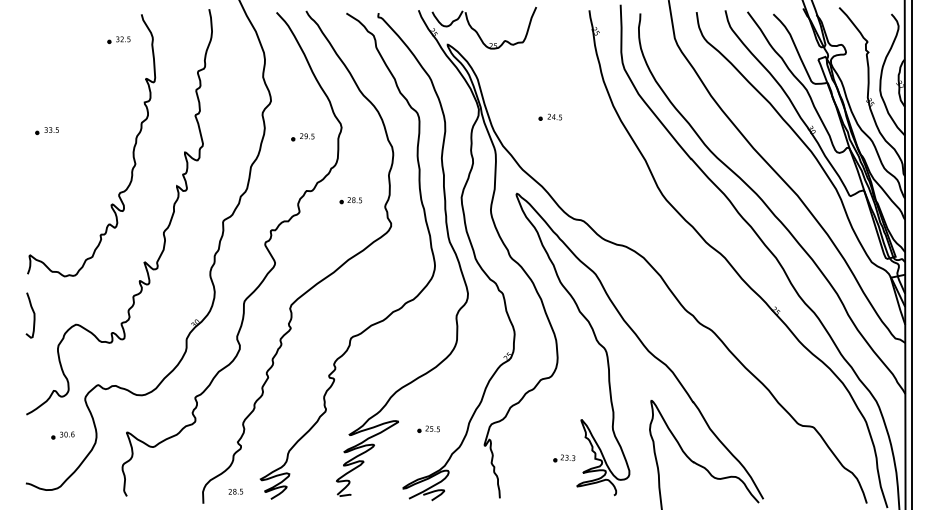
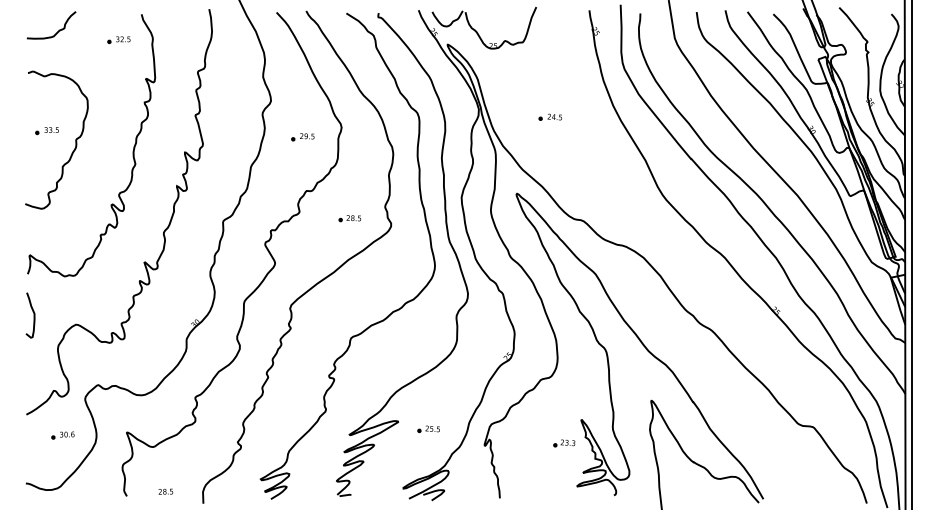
curve: none -> present (57, 31)
curve: none -> present (75, 139)
part position: (350, 200) -> (349, 218) (349, 218)
part position: (564, 458) -> (564, 443) (564, 443)
text position: (235, 491) -> (165, 491) (165, 491)
